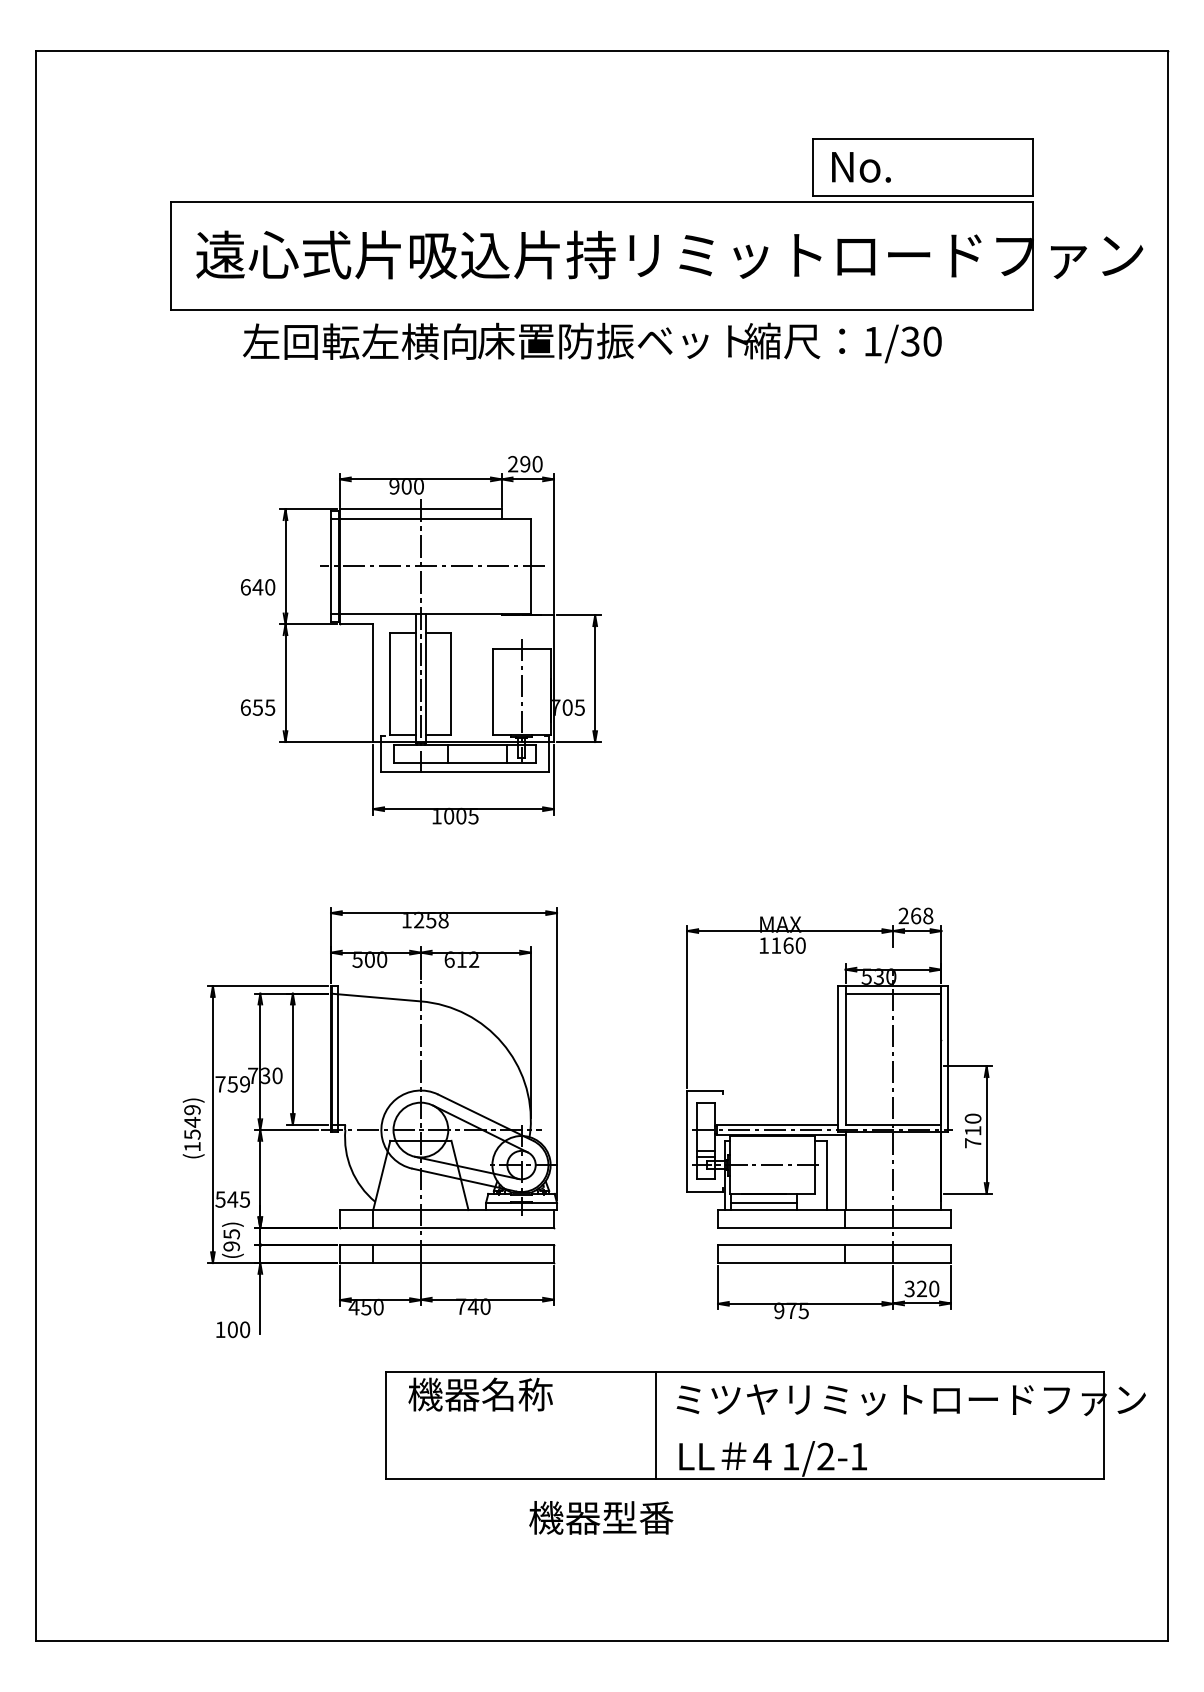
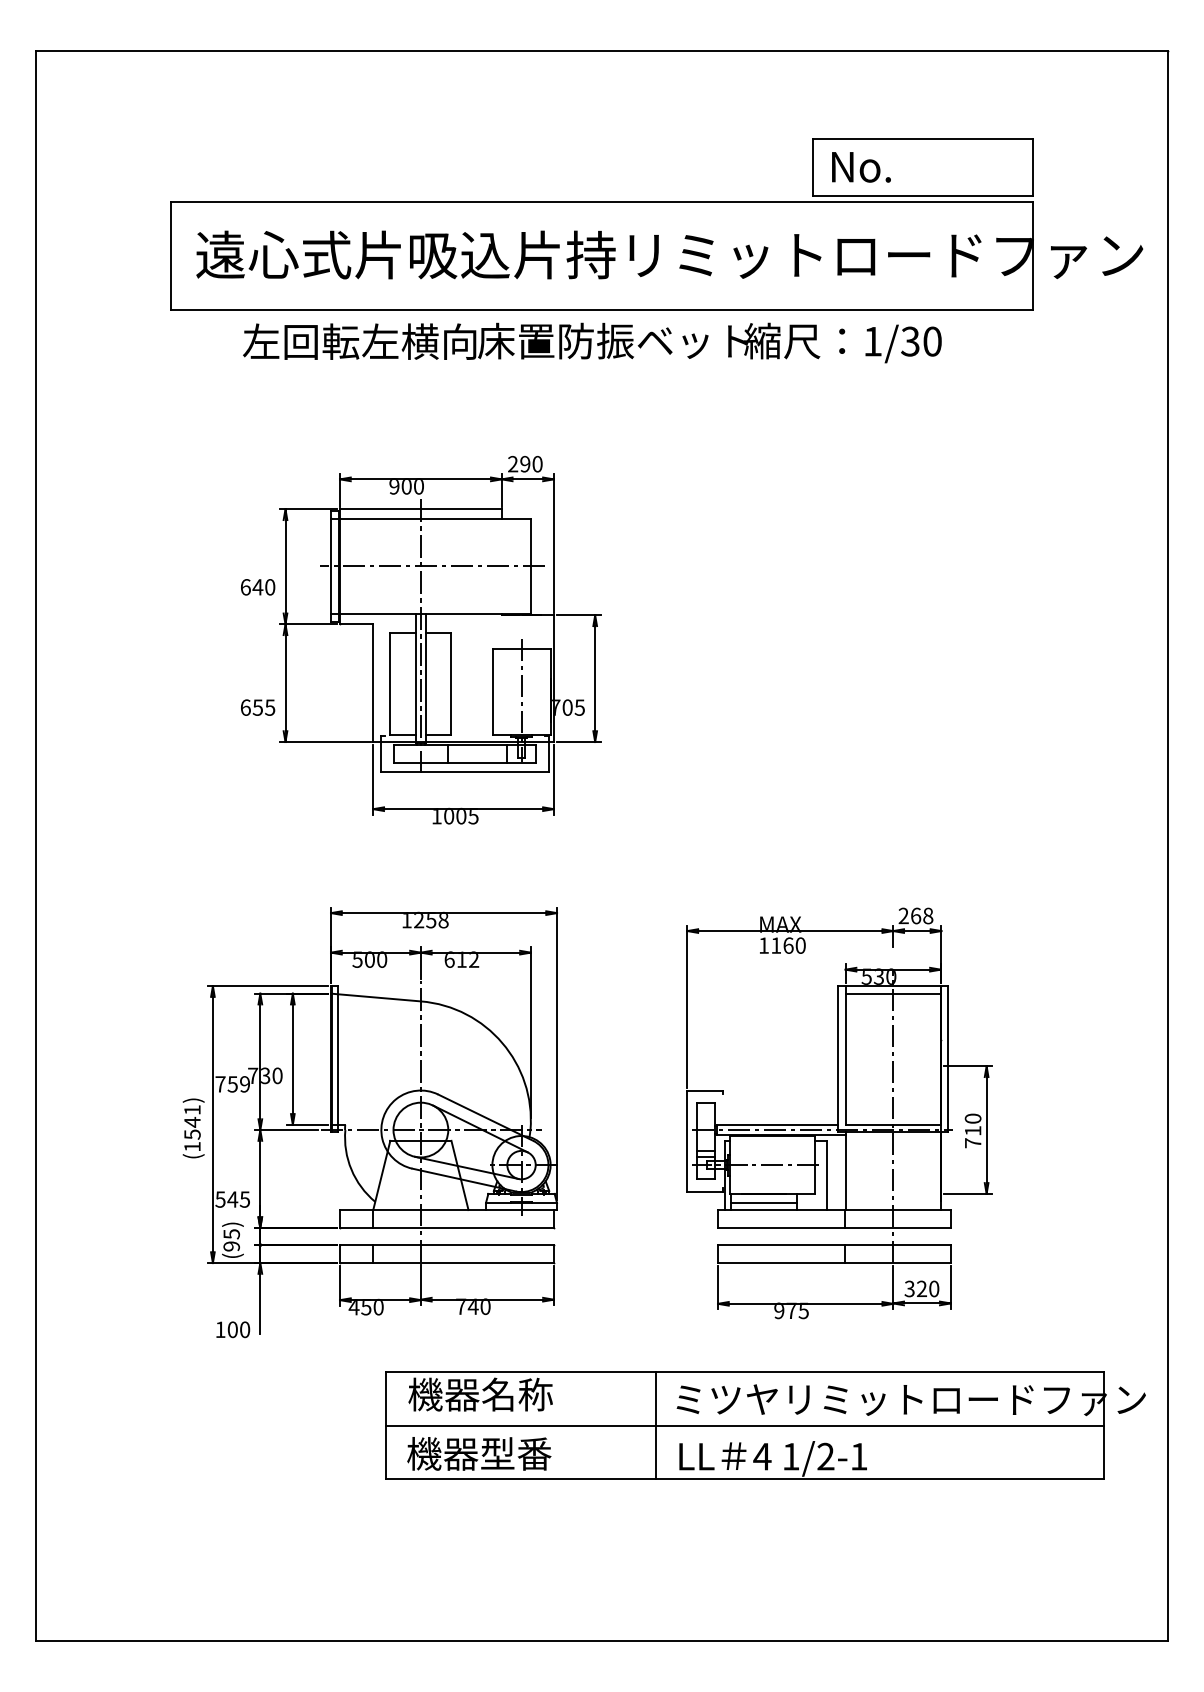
text: (1549) -> (1541) (192, 1110)
line: none -> present (745, 1425)
text position: (601, 1517) -> (479, 1453) (479, 1453)
